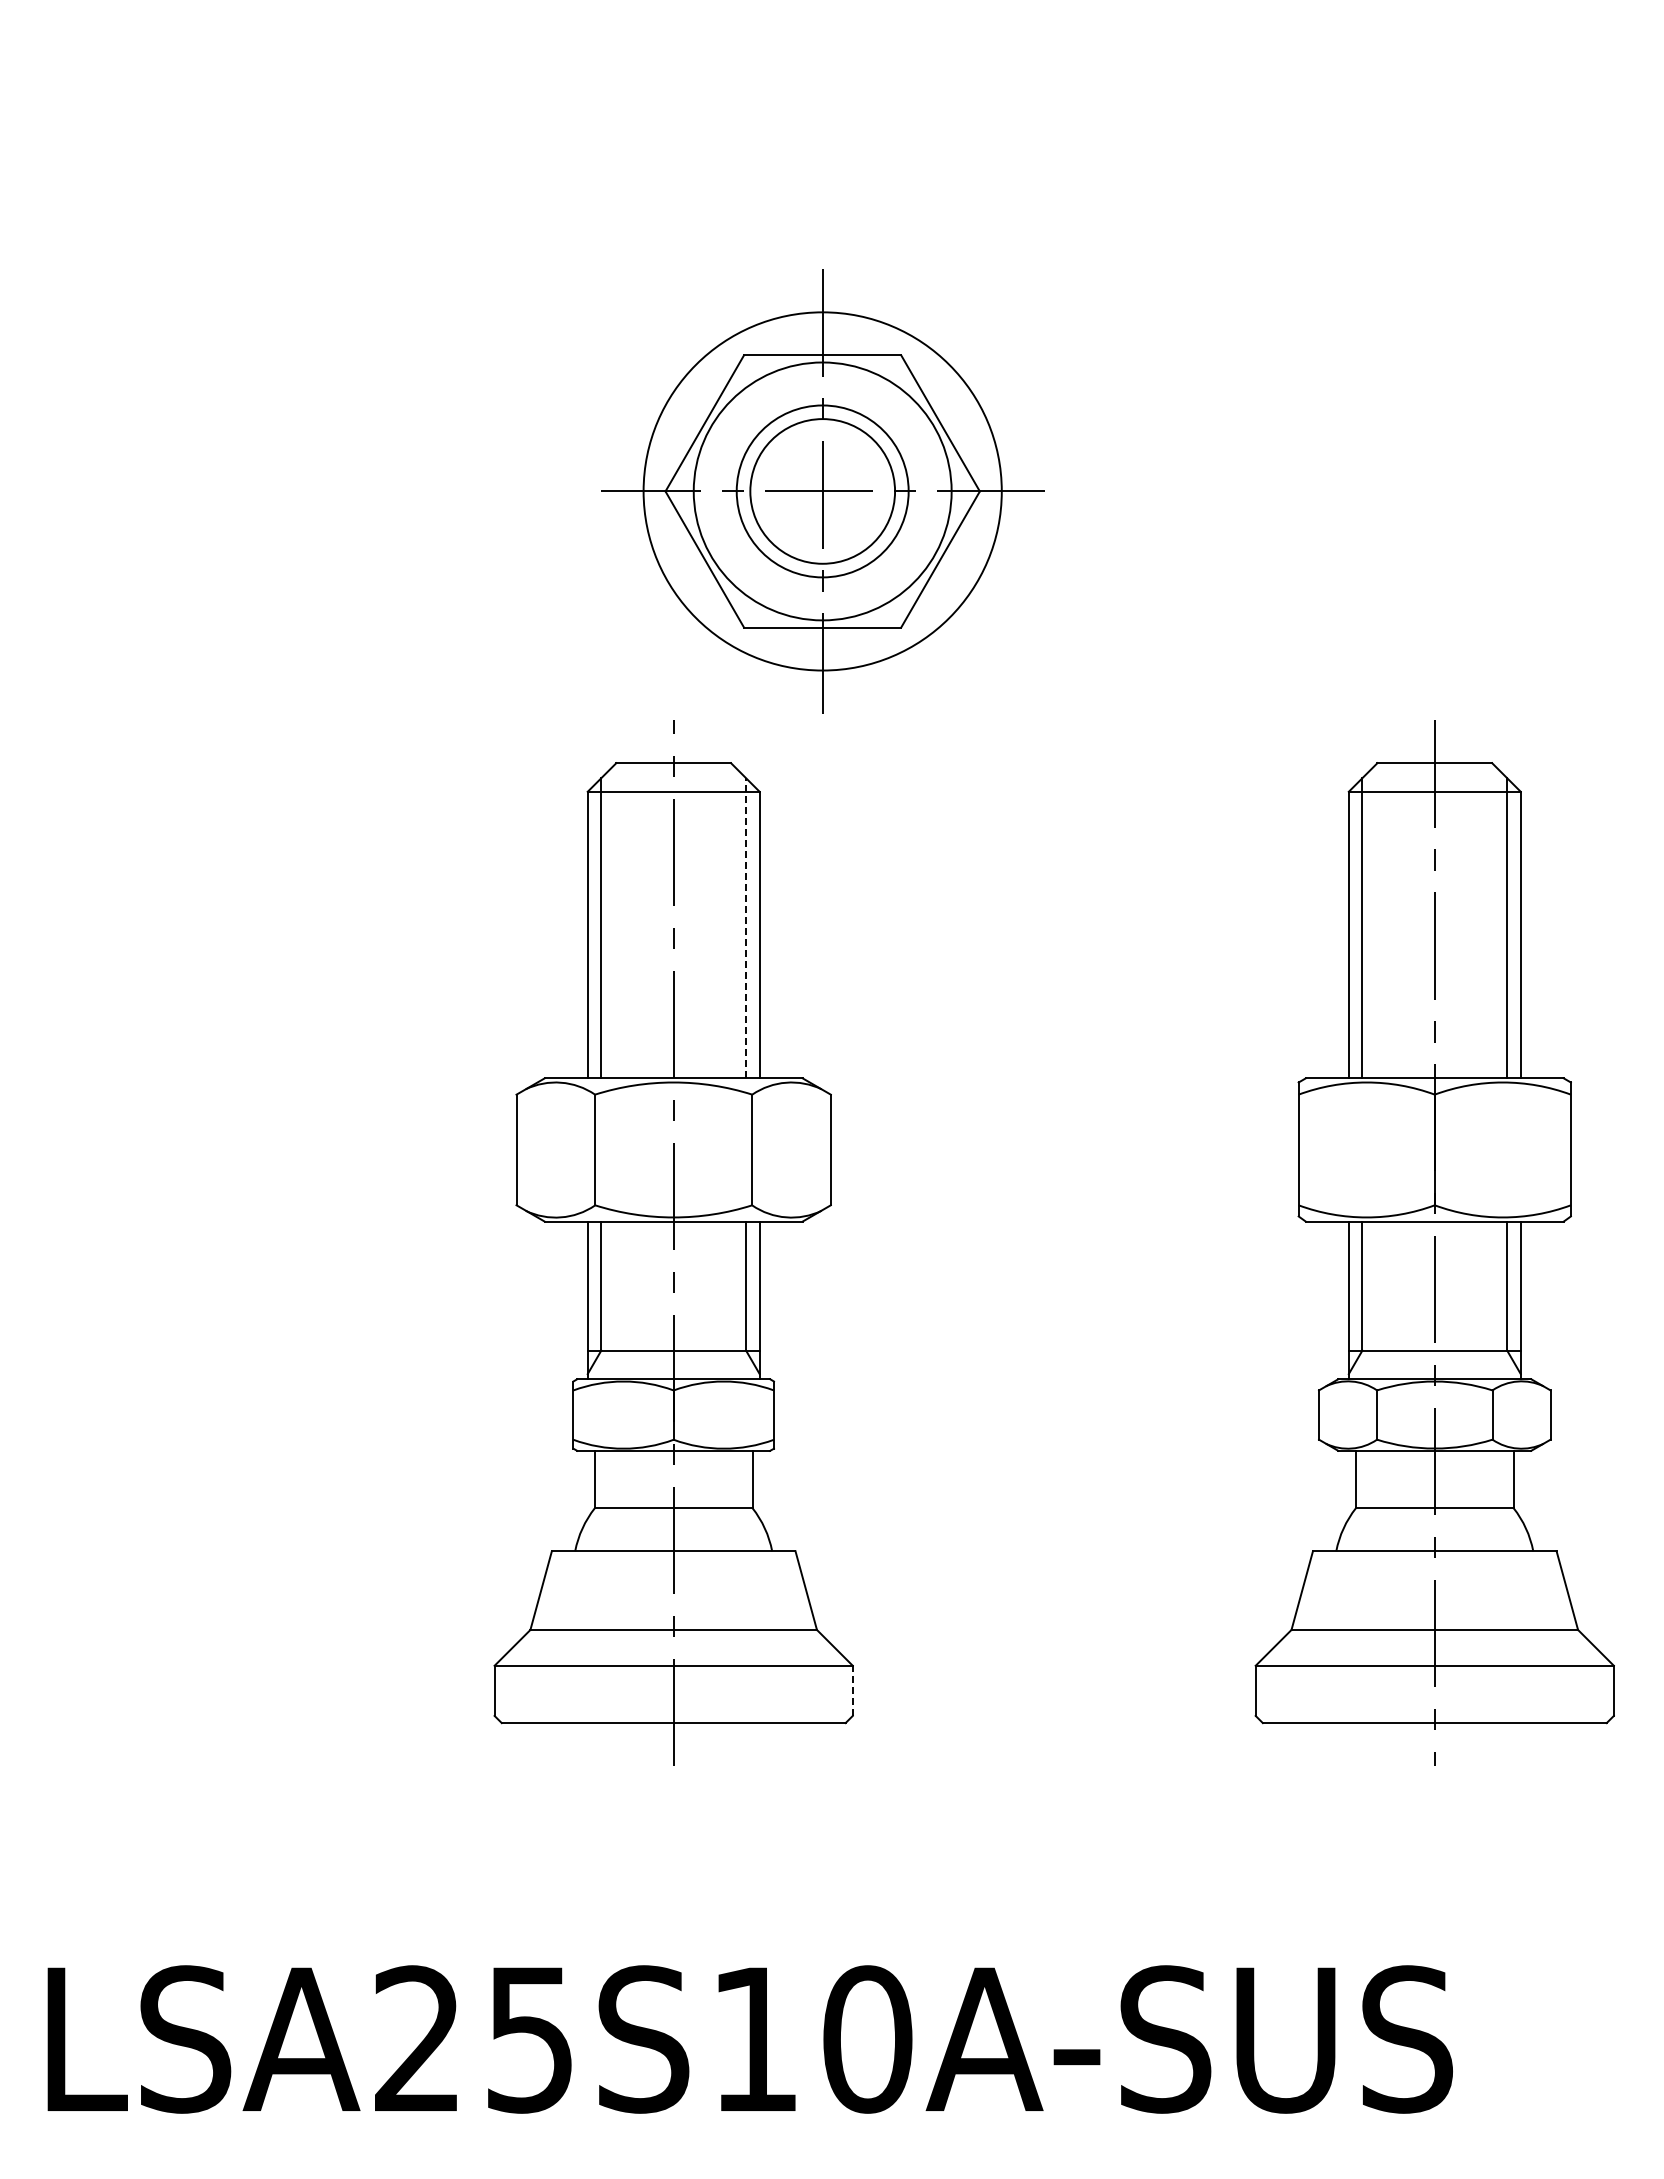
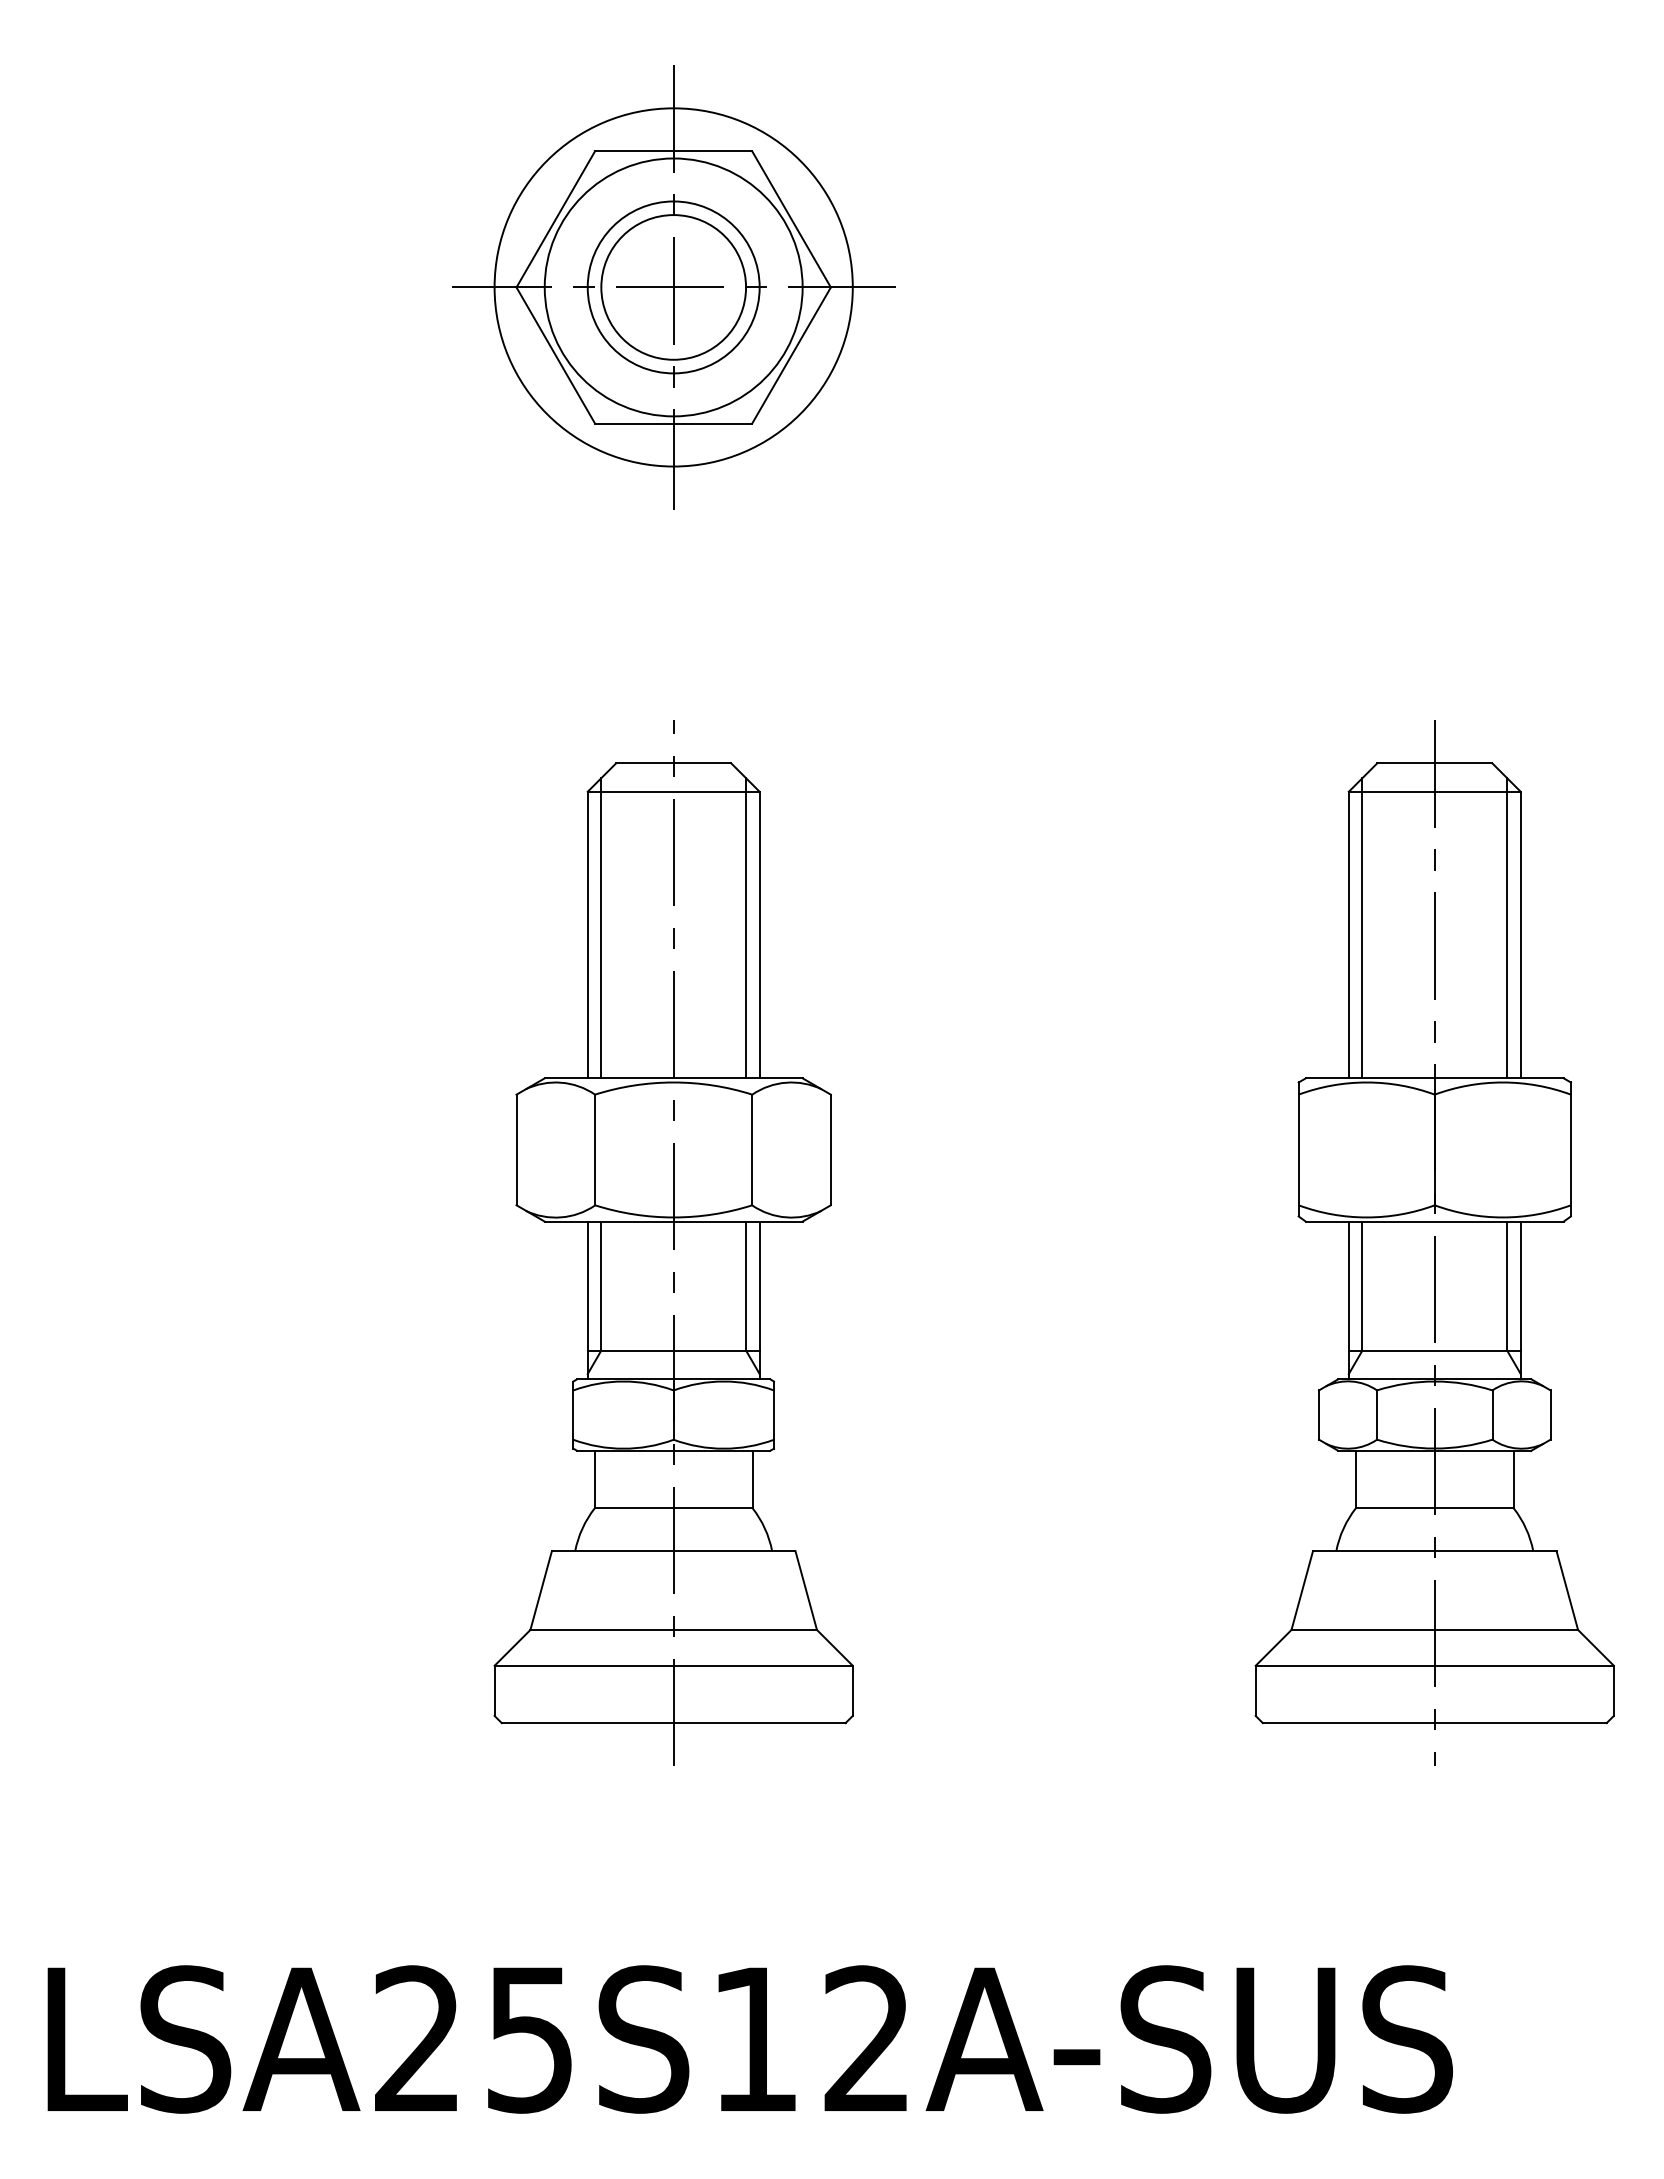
part position: (822, 491) -> (673, 287) (673, 287)
line: dashed -> solid (746, 927)
line: dashed -> solid (852, 1690)
text: LSA25S10A-SUS -> LSA25S12A-SUS (867, 2039)
